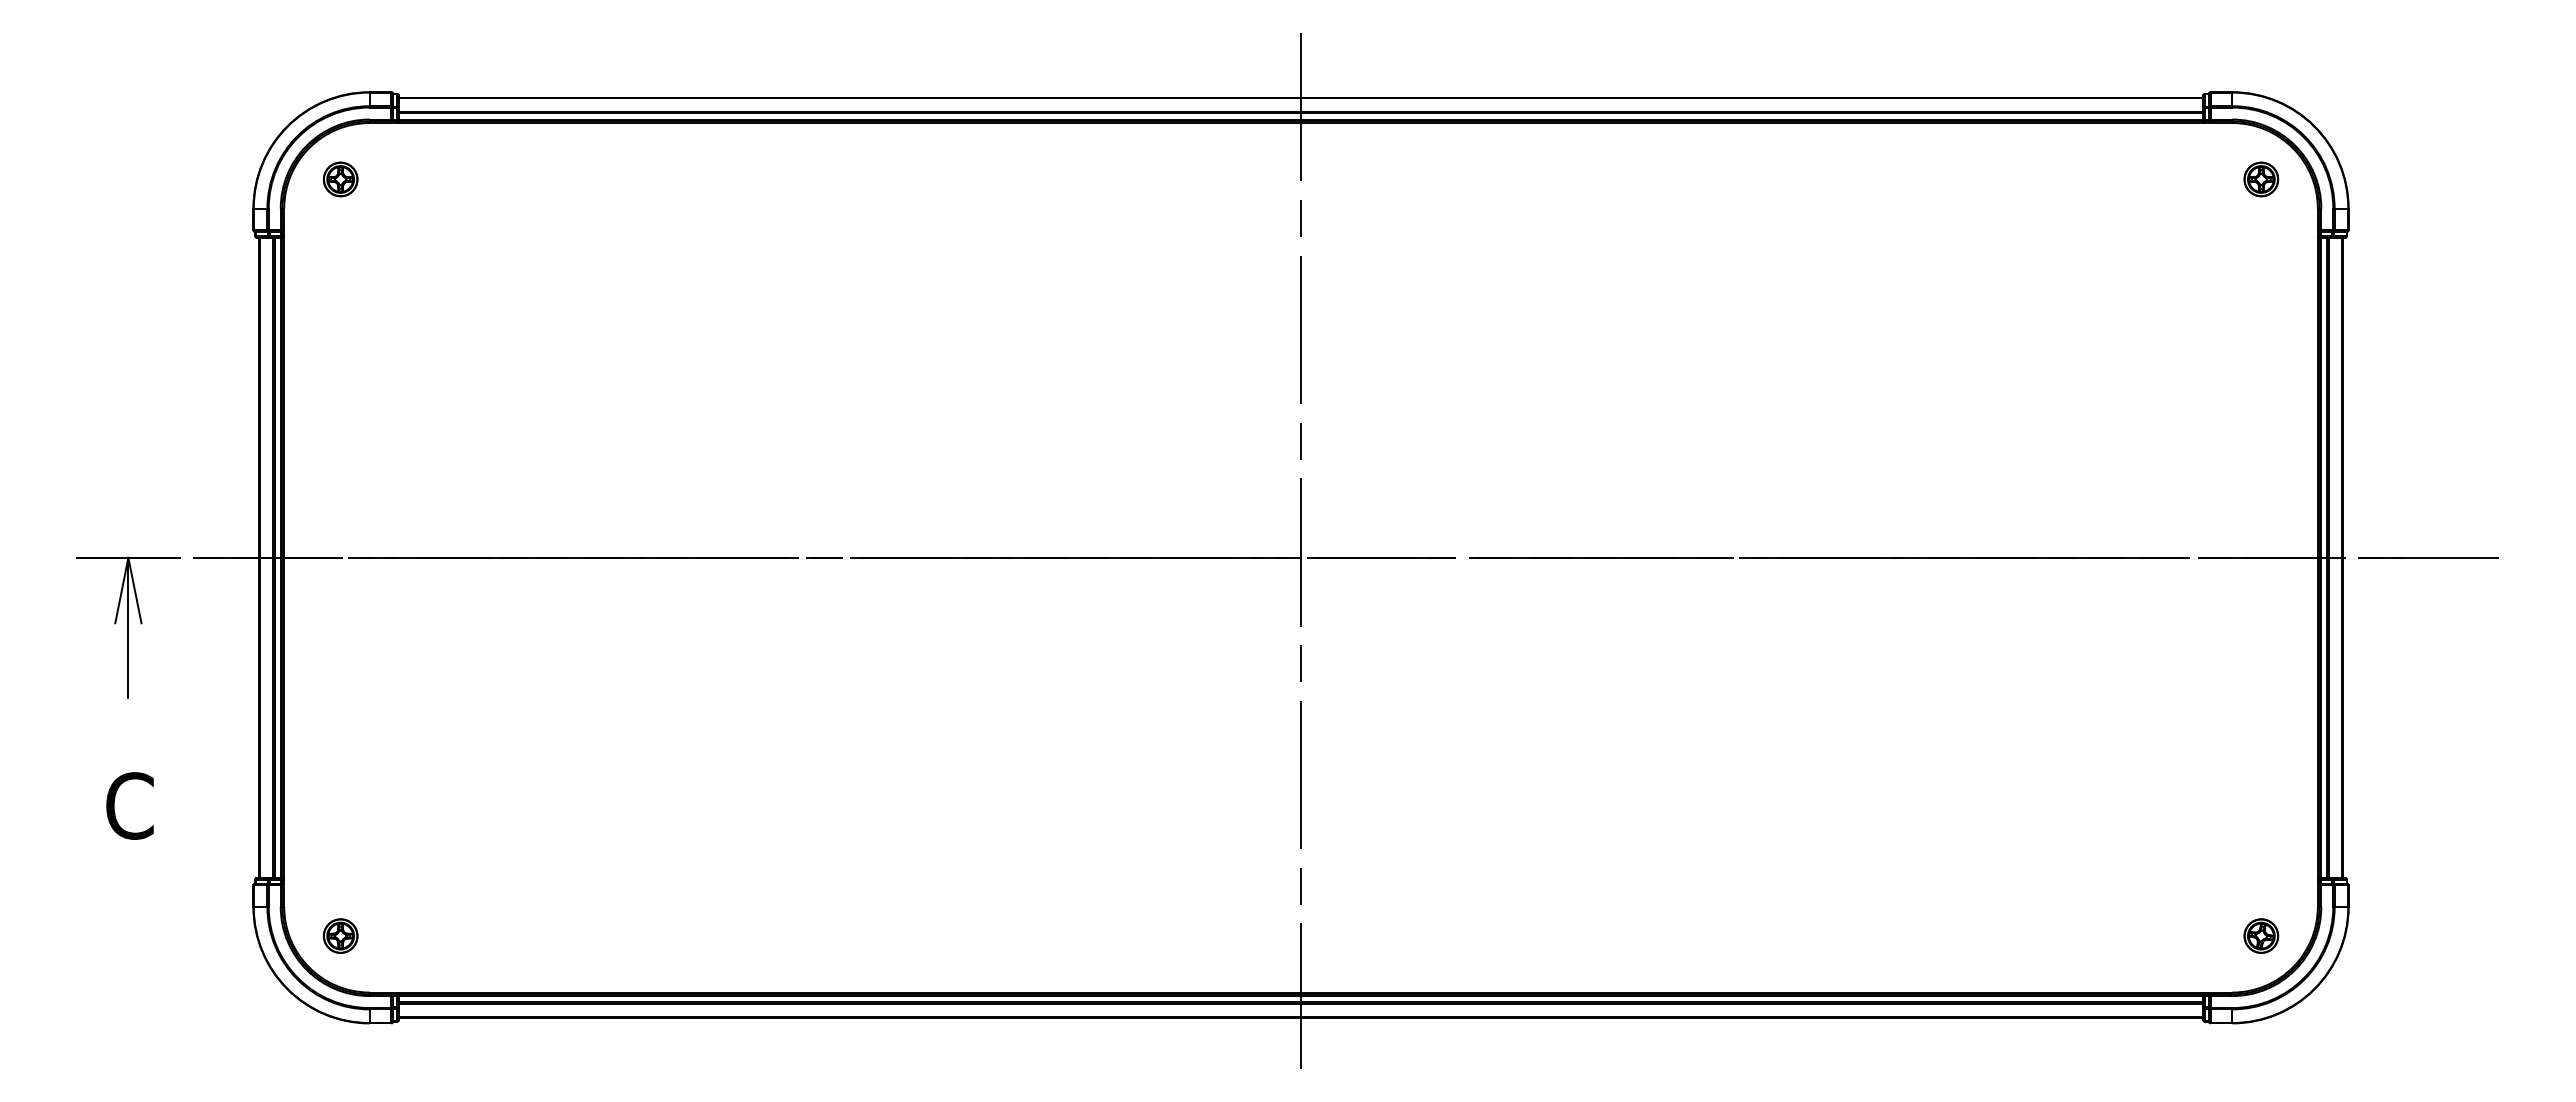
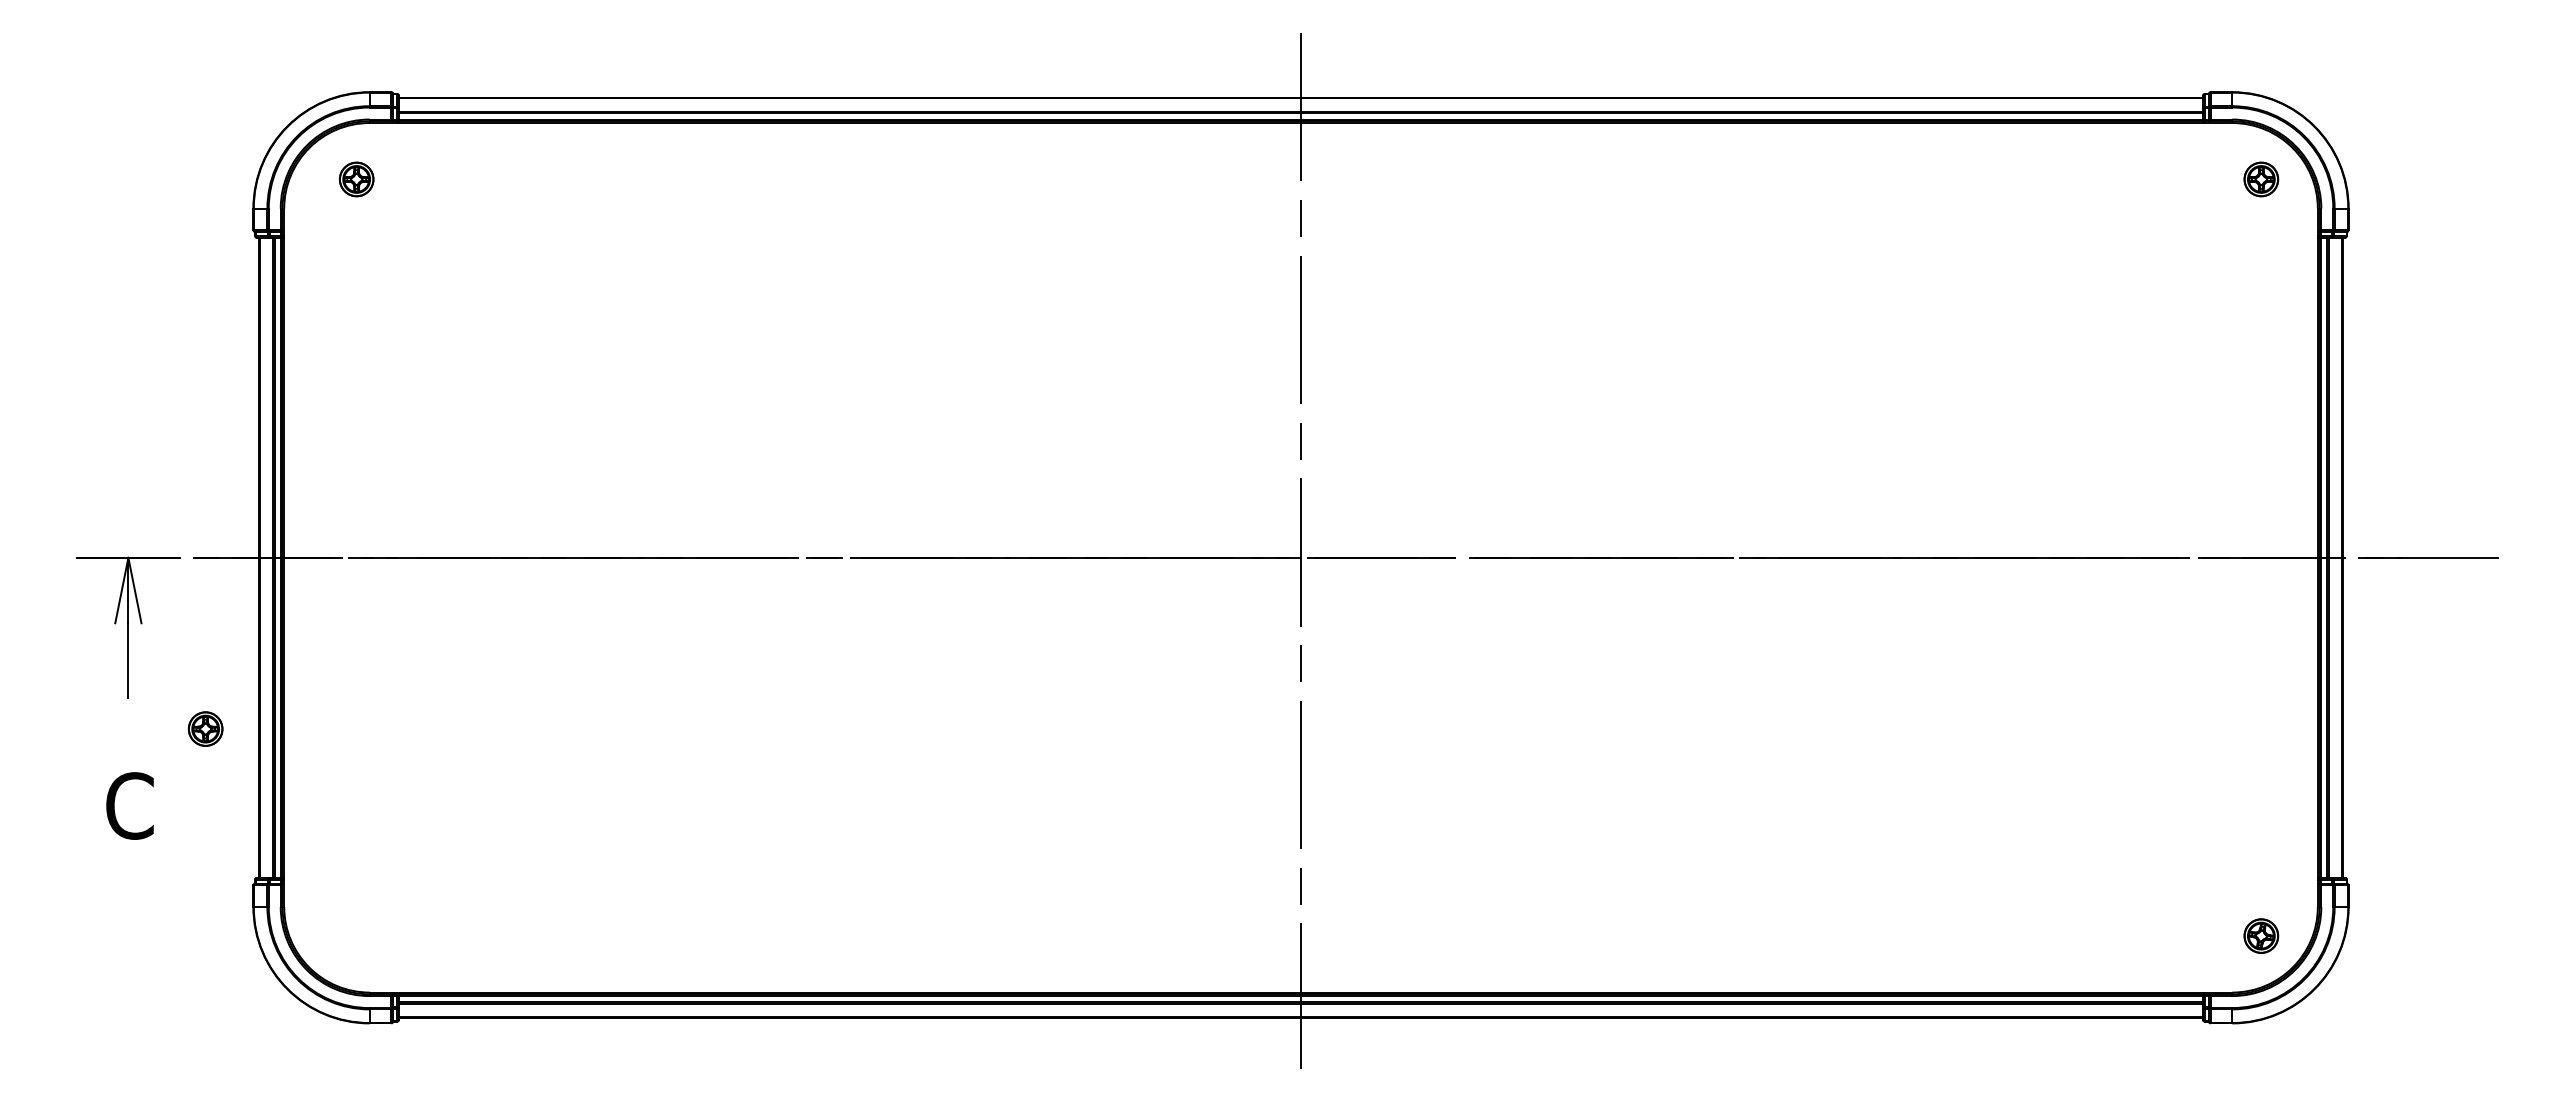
part position: (340, 179) -> (356, 179) (356, 179)
part position: (340, 935) -> (205, 728) (205, 728)
